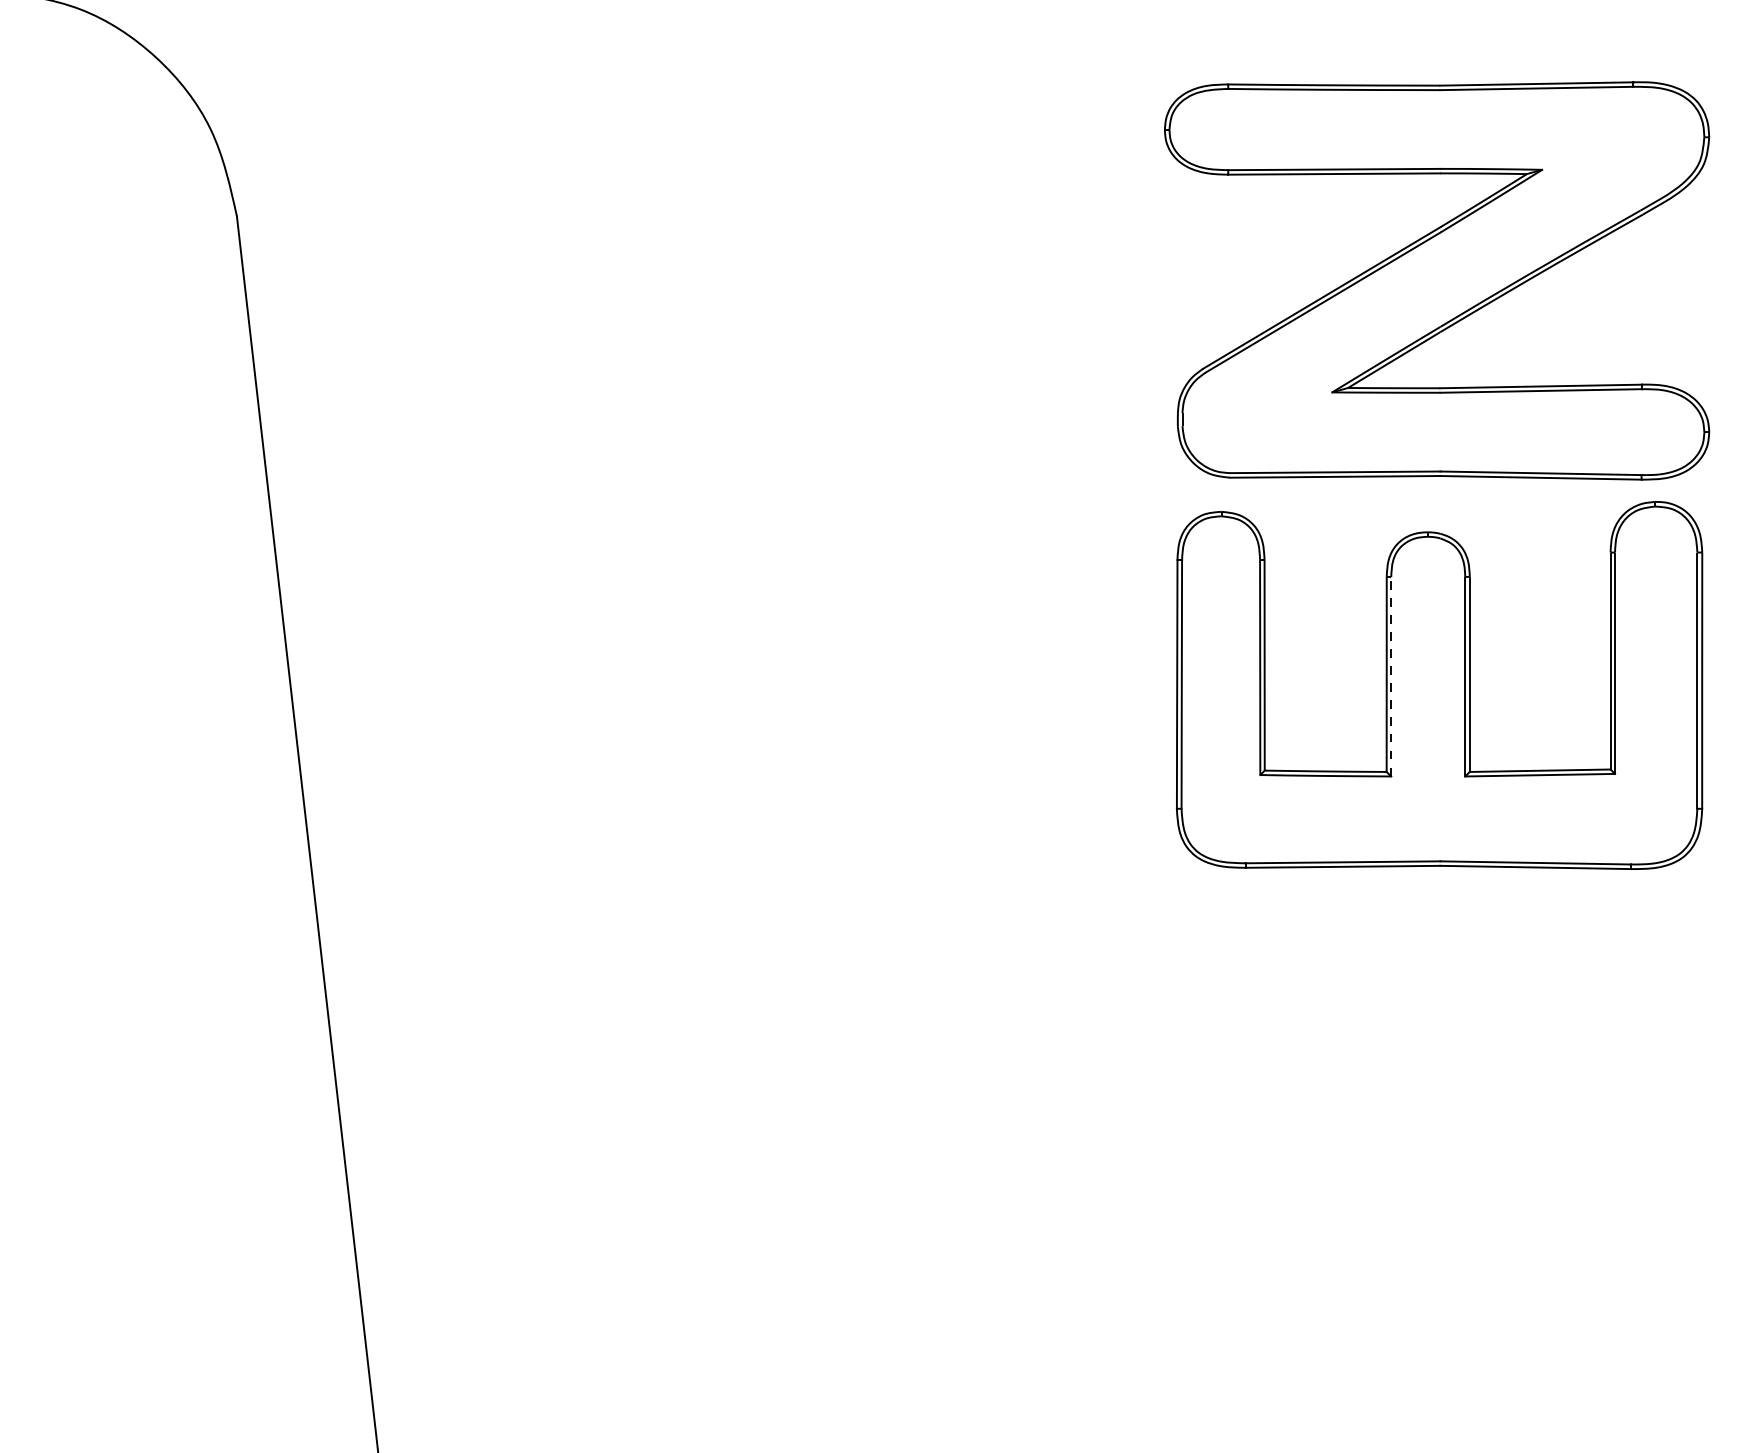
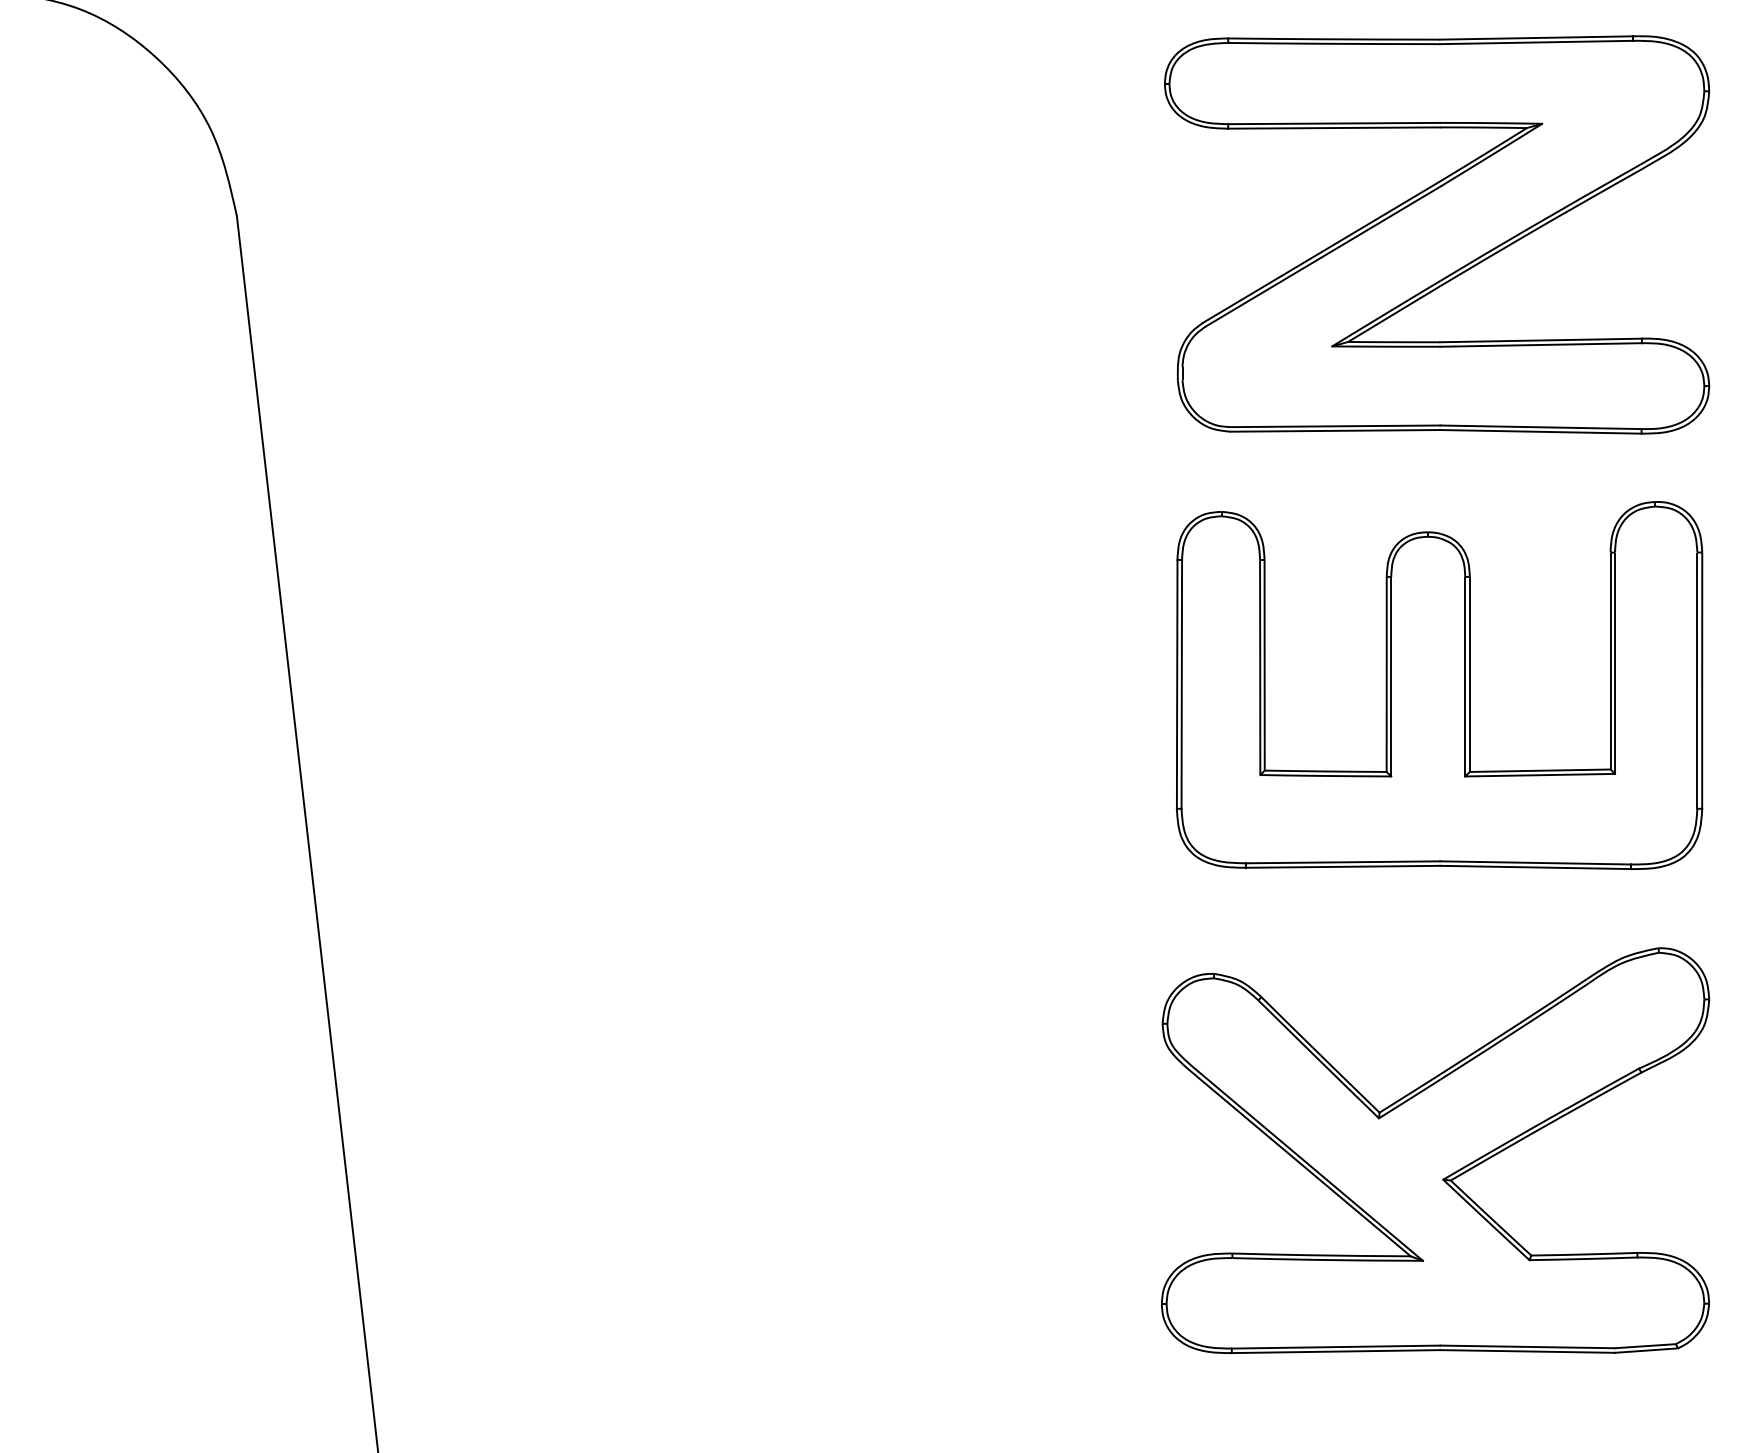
part position: (1437, 280) -> (1437, 234) (1437, 234)
line: dashed -> solid (1391, 675)
part: none -> present (1435, 1150)
